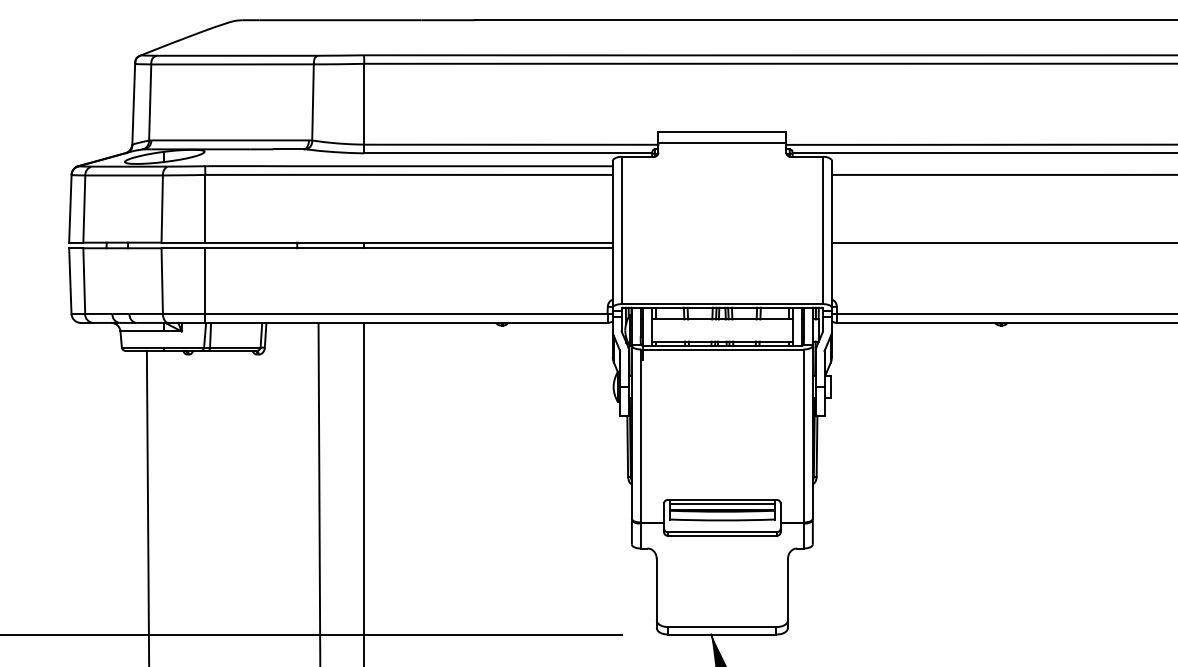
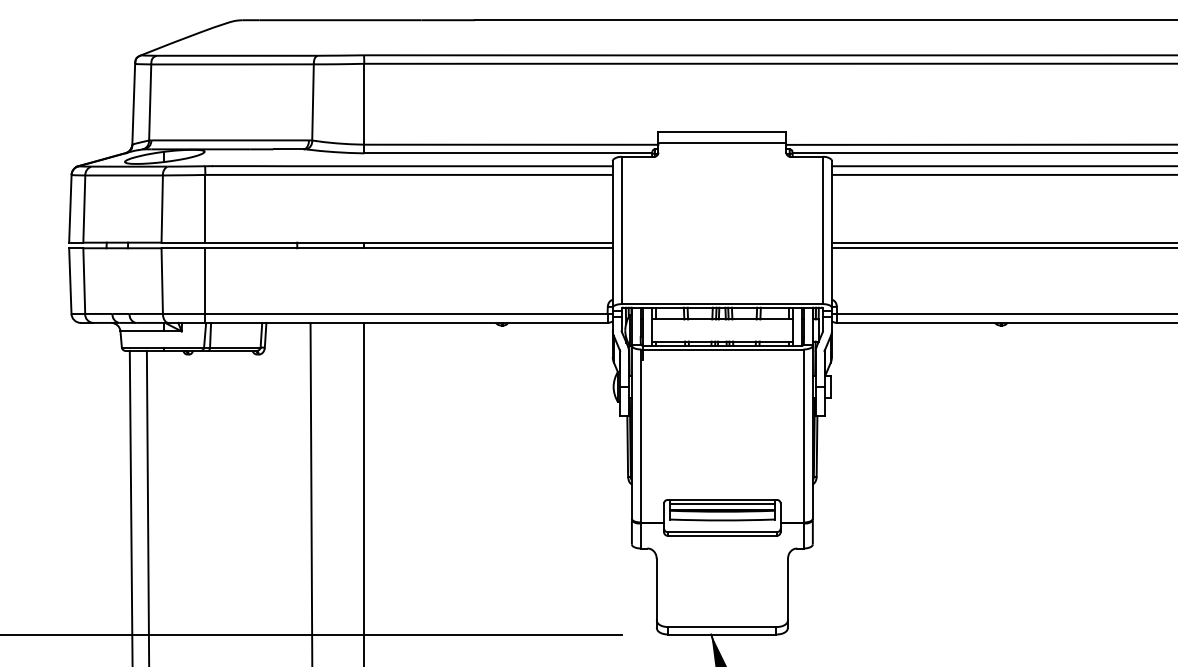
line: none -> present (1002, 166)
line: none -> present (1002, 248)
line position: (319, 492) -> (311, 492) (311, 492)
line: none -> present (130, 506)
